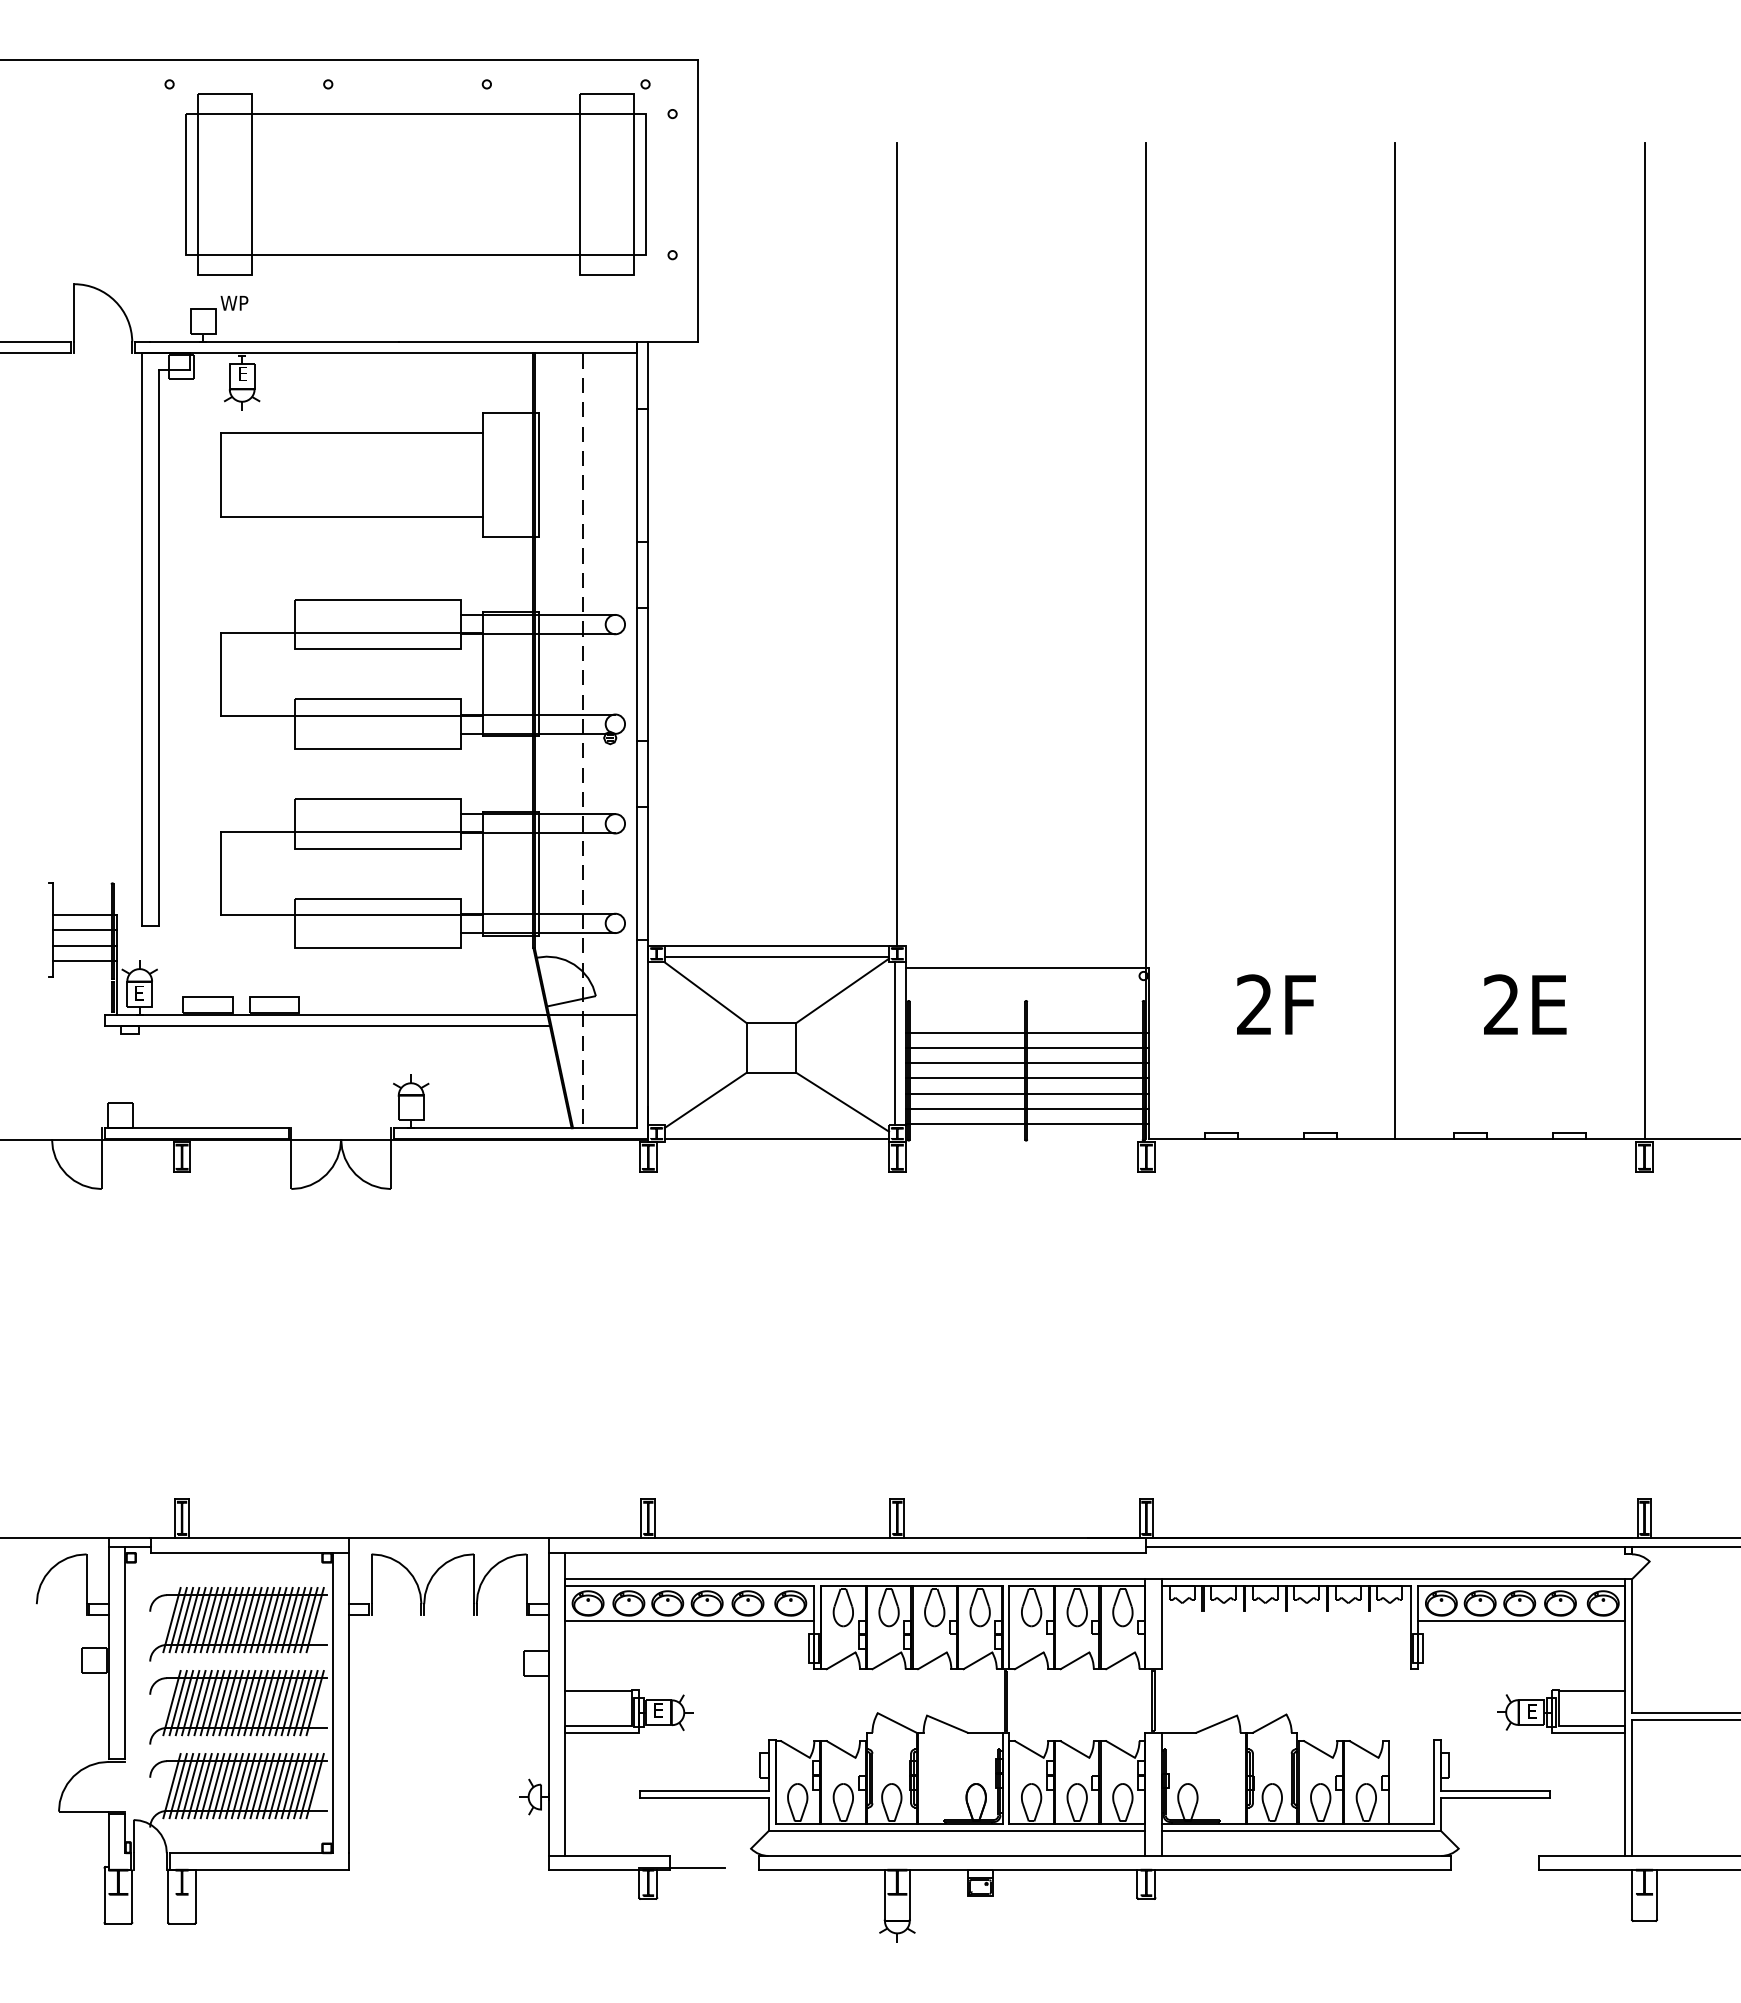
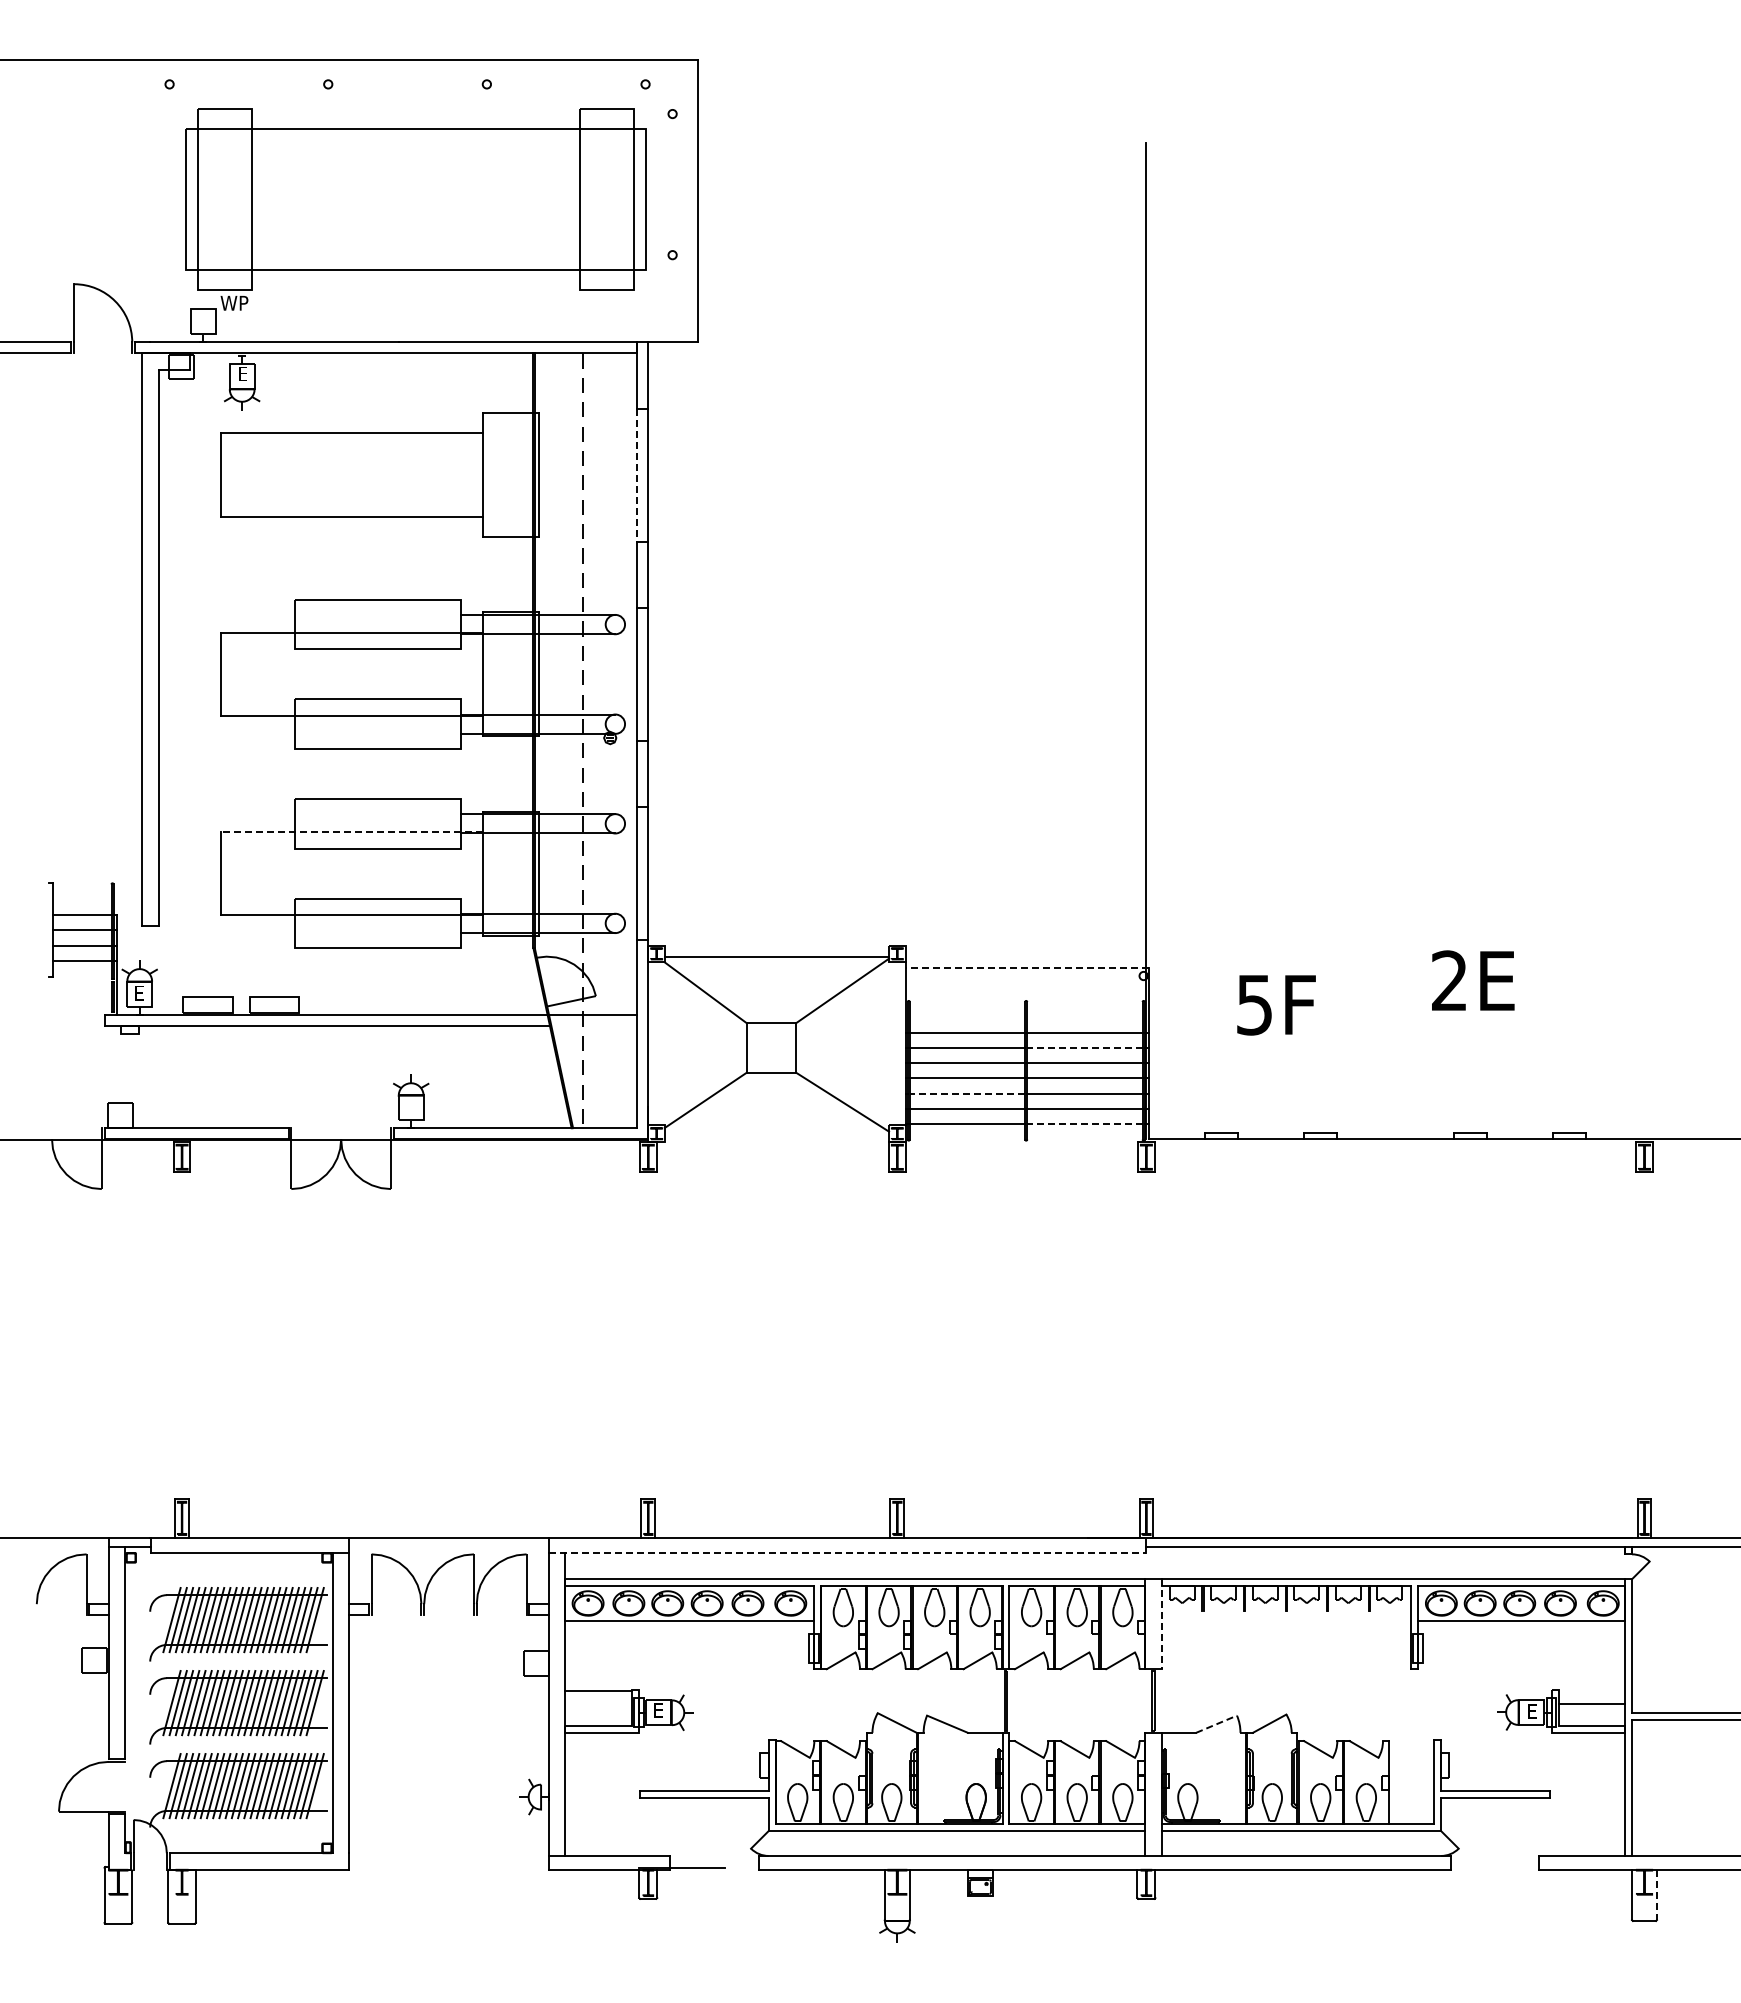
part position: (415, 184) -> (415, 199) (415, 199)
line: solid -> dashed (637, 475)
line: present -> none (897, 544)
line: present -> none (1395, 641)
line: present -> none (1644, 641)
line: solid -> dashed (351, 831)
line: present -> none (776, 945)
line: solid -> dashed (1027, 967)
text: 2F -> 5F (1254, 1004)
text position: (1525, 1004) -> (1473, 980) (1473, 980)
line: present -> none (894, 1043)
line: solid -> dashed (1084, 1047)
line: solid -> dashed (967, 1093)
line: solid -> dashed (1084, 1124)
line: present -> none (776, 1139)
line: solid -> dashed (847, 1552)
line: solid -> dashed (1161, 1624)
line position: (1591, 1691) -> (1591, 1704) (1591, 1704)
line: solid -> dashed (1217, 1724)
line: solid -> dashed (1656, 1895)
